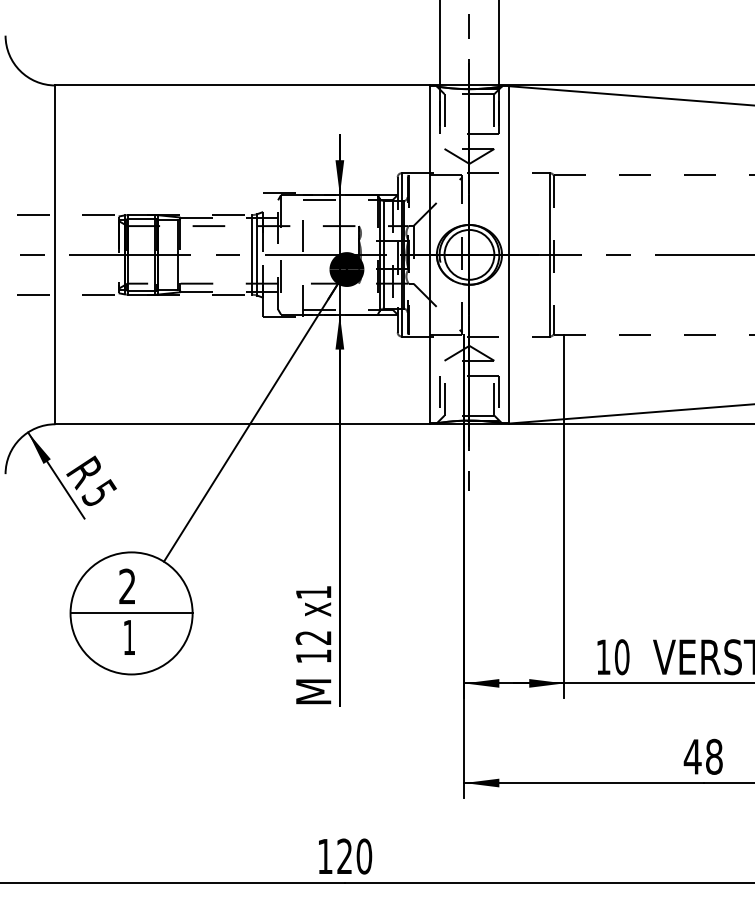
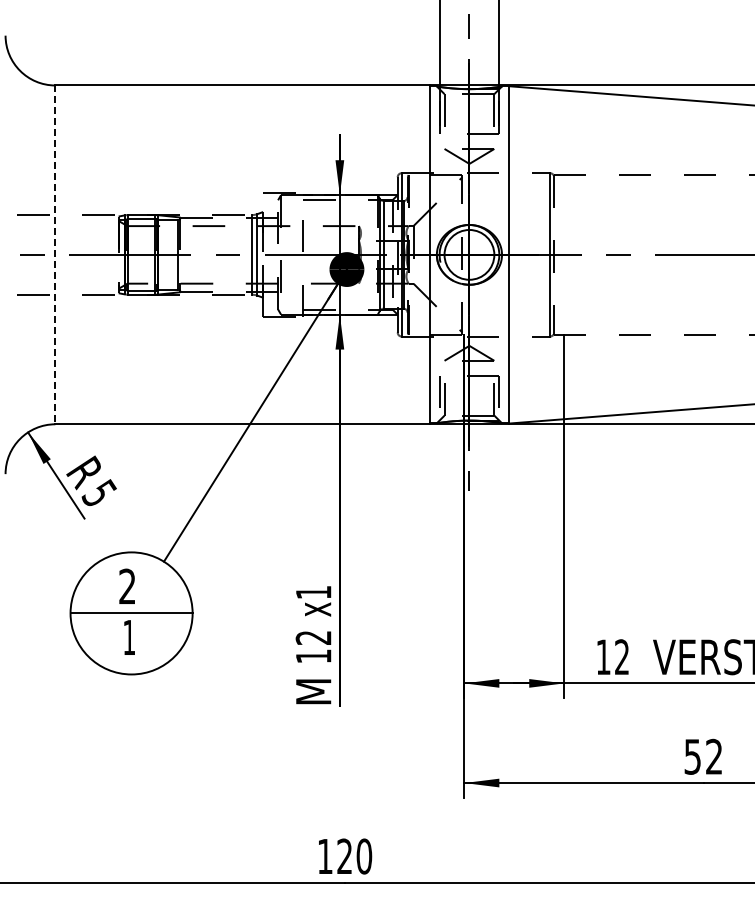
line: solid -> dashed (55, 255)
text: 10 -> 12 (621, 657)
text: 48 -> 52 (702, 756)
